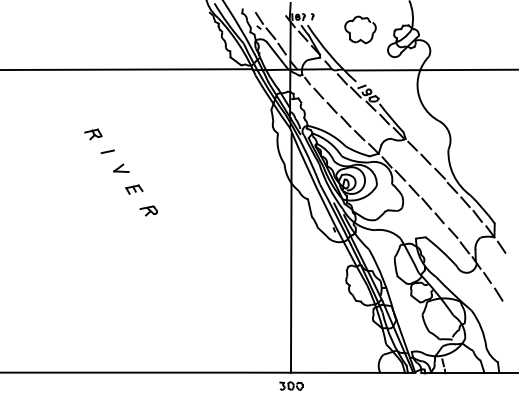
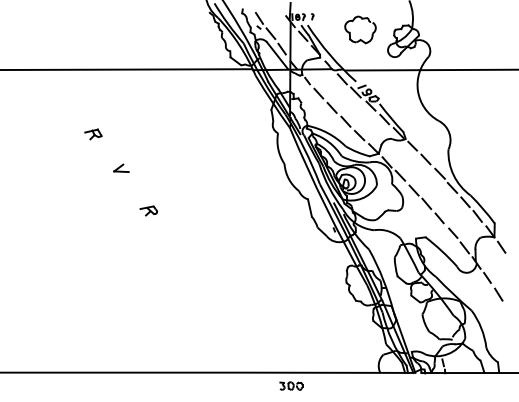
line: present -> none (107, 151)
part: present -> none (134, 189)
line: present -> none (290, 253)
